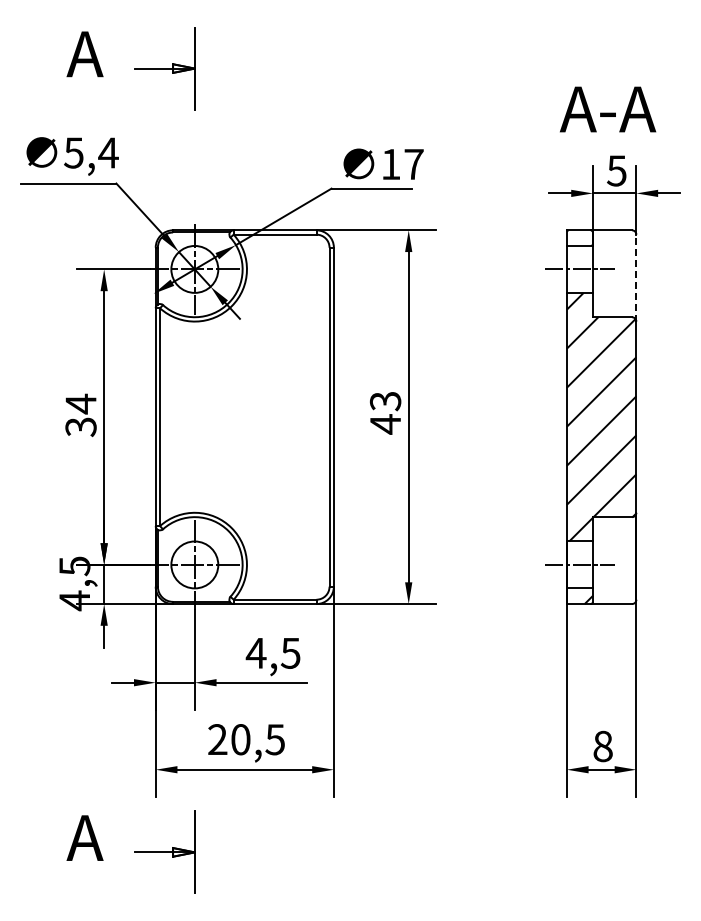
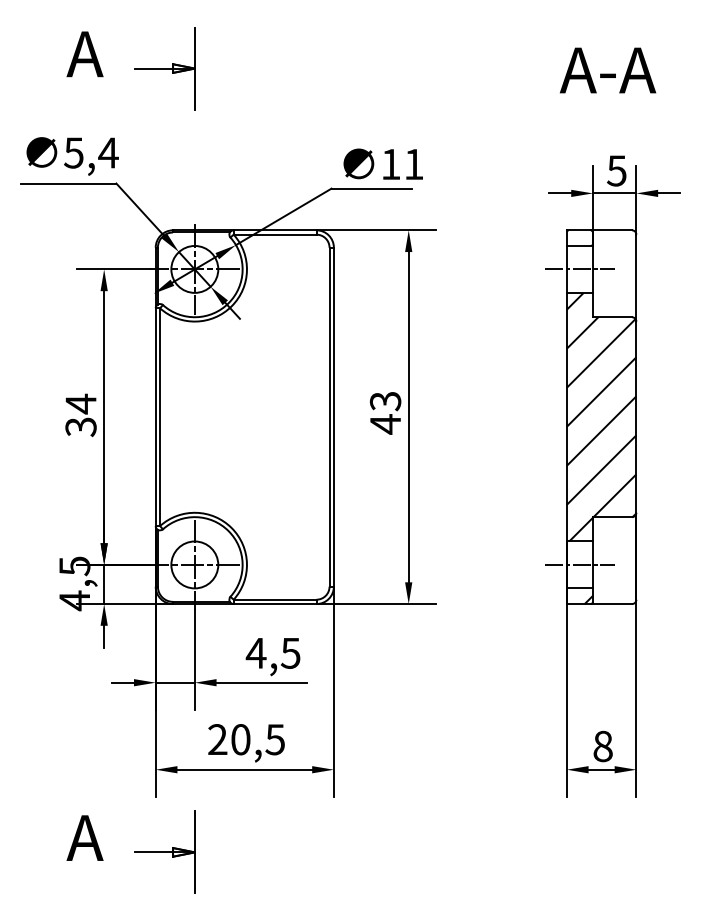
text position: (608, 109) -> (608, 70) (608, 70)
text: 17 -> 11 (413, 164)
line: dashed -> solid (636, 277)
